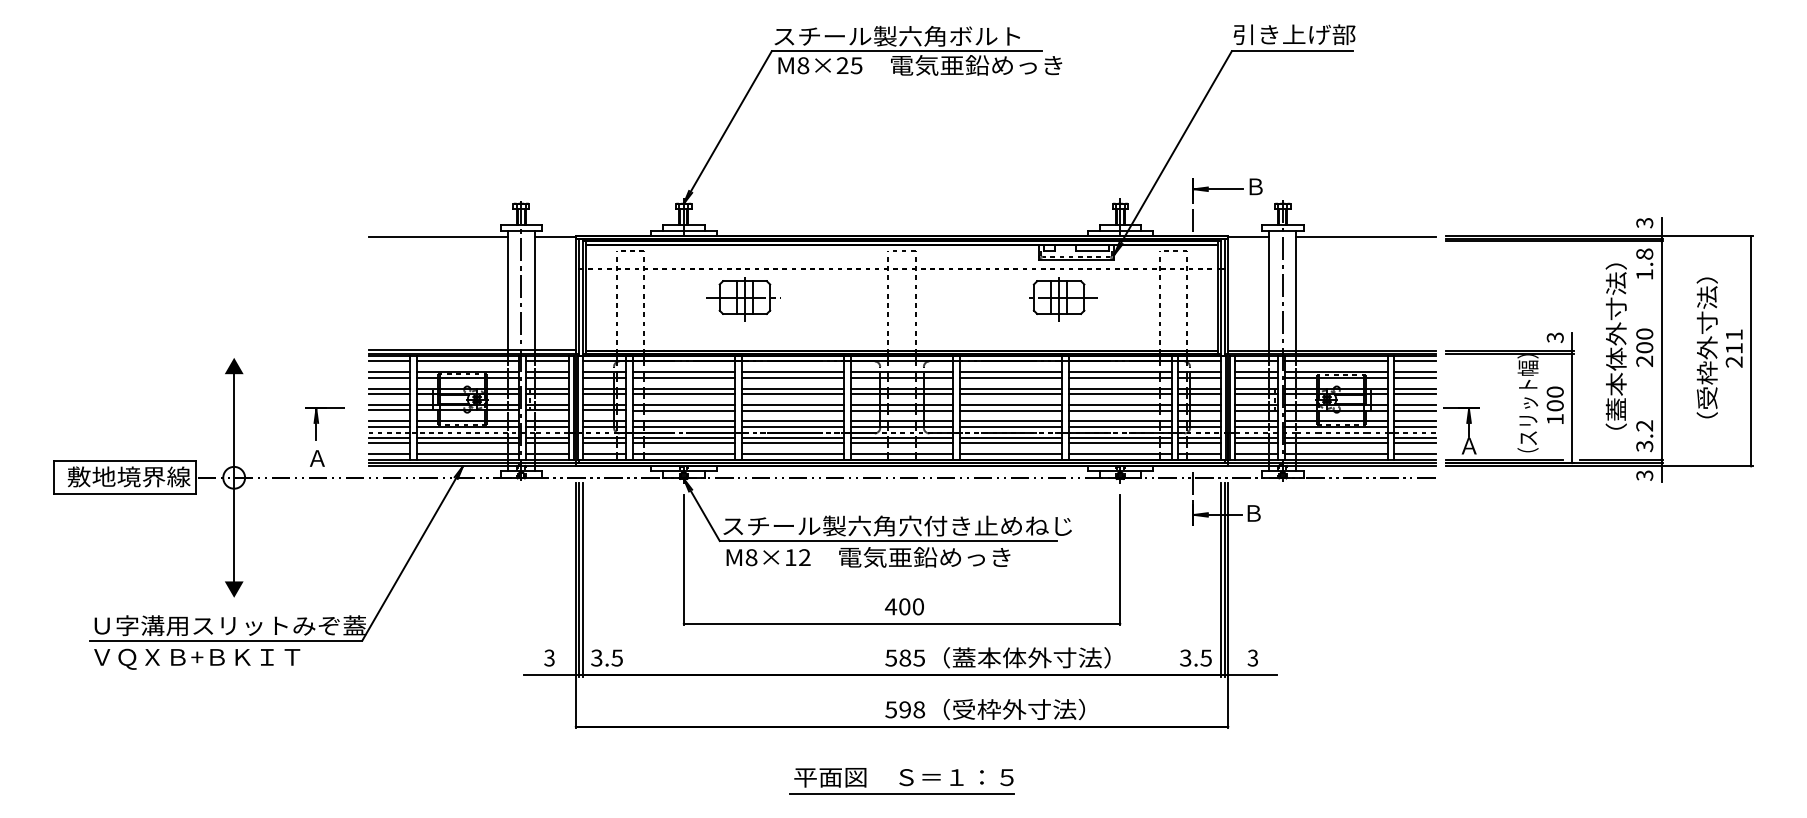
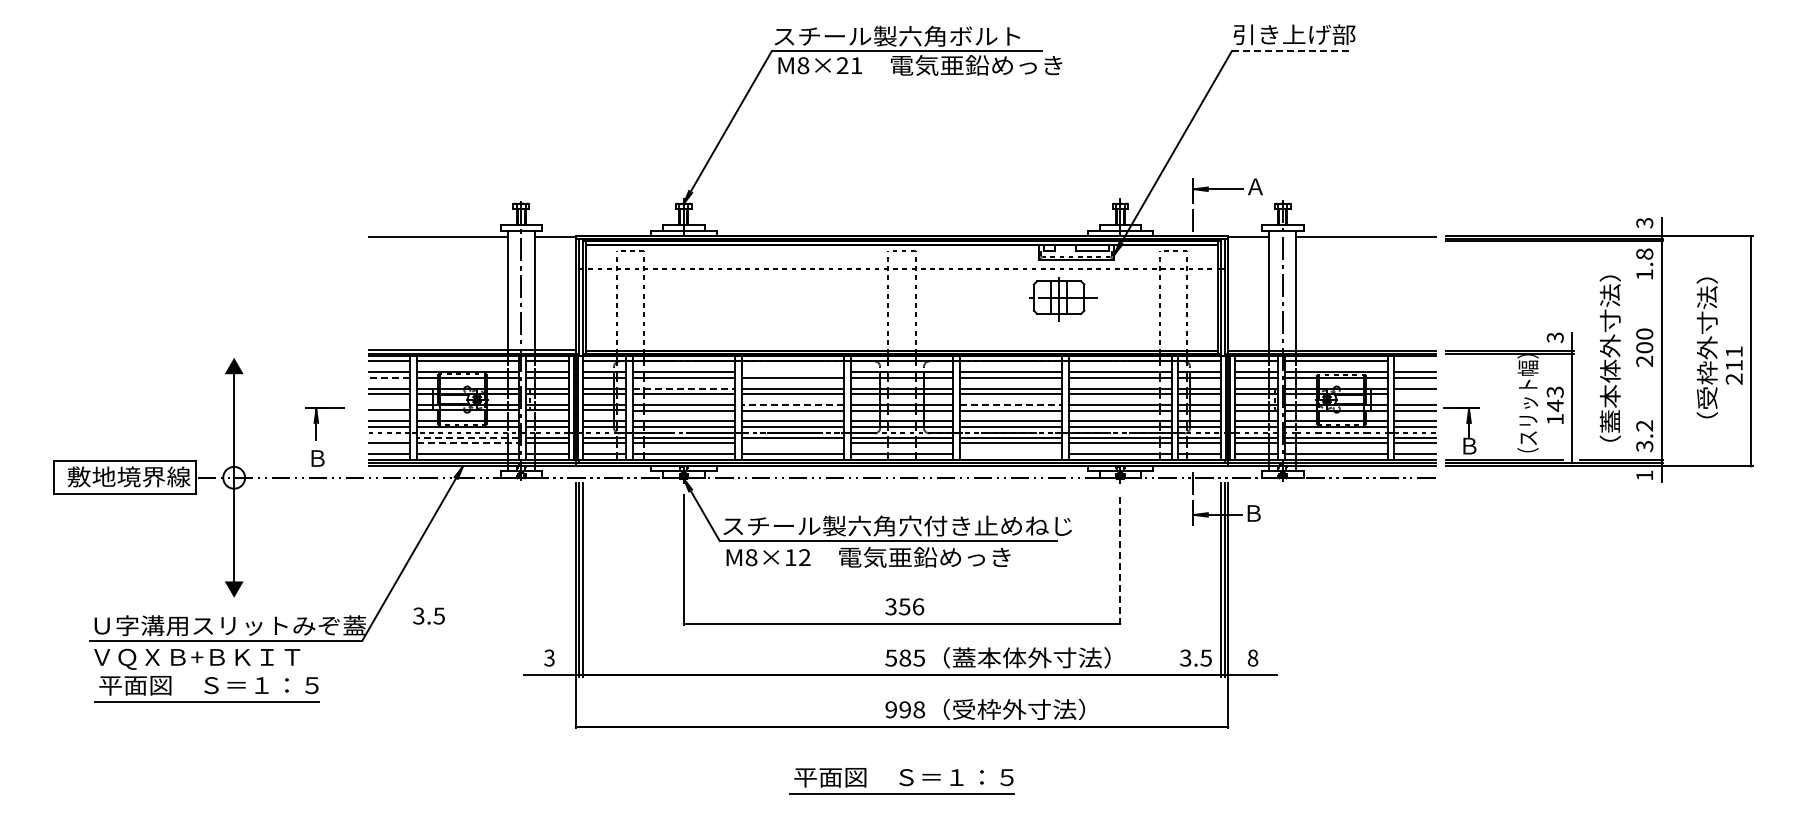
line: solid -> dashed (1292, 51)
text: M8×25 -> M8×21 (856, 65)
text: Ｂ -> Ａ (1255, 186)
part: present -> none (743, 299)
text position: (1615, 346) -> (1609, 358) (1609, 358)
text position: (1733, 348) -> (1733, 365) (1733, 365)
line: present -> none (1414, 361)
line: present -> none (792, 372)
line: solid -> dashed (389, 377)
line: solid -> dashed (684, 388)
line: present -> none (1414, 394)
text: 100 -> 143 (1554, 398)
line: present -> none (389, 405)
line: solid -> dashed (792, 405)
line: solid -> dashed (1011, 405)
line: present -> none (389, 437)
line: solid -> dashed (467, 437)
line: solid -> dashed (468, 443)
line: present -> none (792, 443)
text: Ａ -> Ｂ (1468, 445)
line: present -> none (1010, 454)
text: Ａ -> Ｂ (317, 458)
text: 3 -> 1 (1644, 475)
line: solid -> dashed (1120, 559)
text: 400 -> 356 (904, 606)
text position: (606, 657) -> (428, 615) (428, 615)
text: 3 -> 8 (1252, 657)
part: none -> present (206, 689)
text: 598 -> 998 (890, 709)
